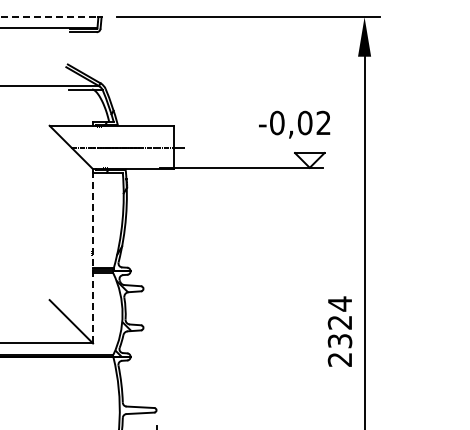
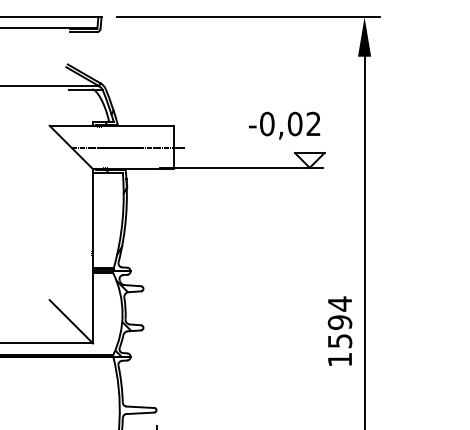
line: dashed -> solid (49, 17)
text position: (294, 124) -> (284, 125) (284, 125)
line: dashed -> solid (93, 255)
text: 2324 -> 1594 (339, 340)
